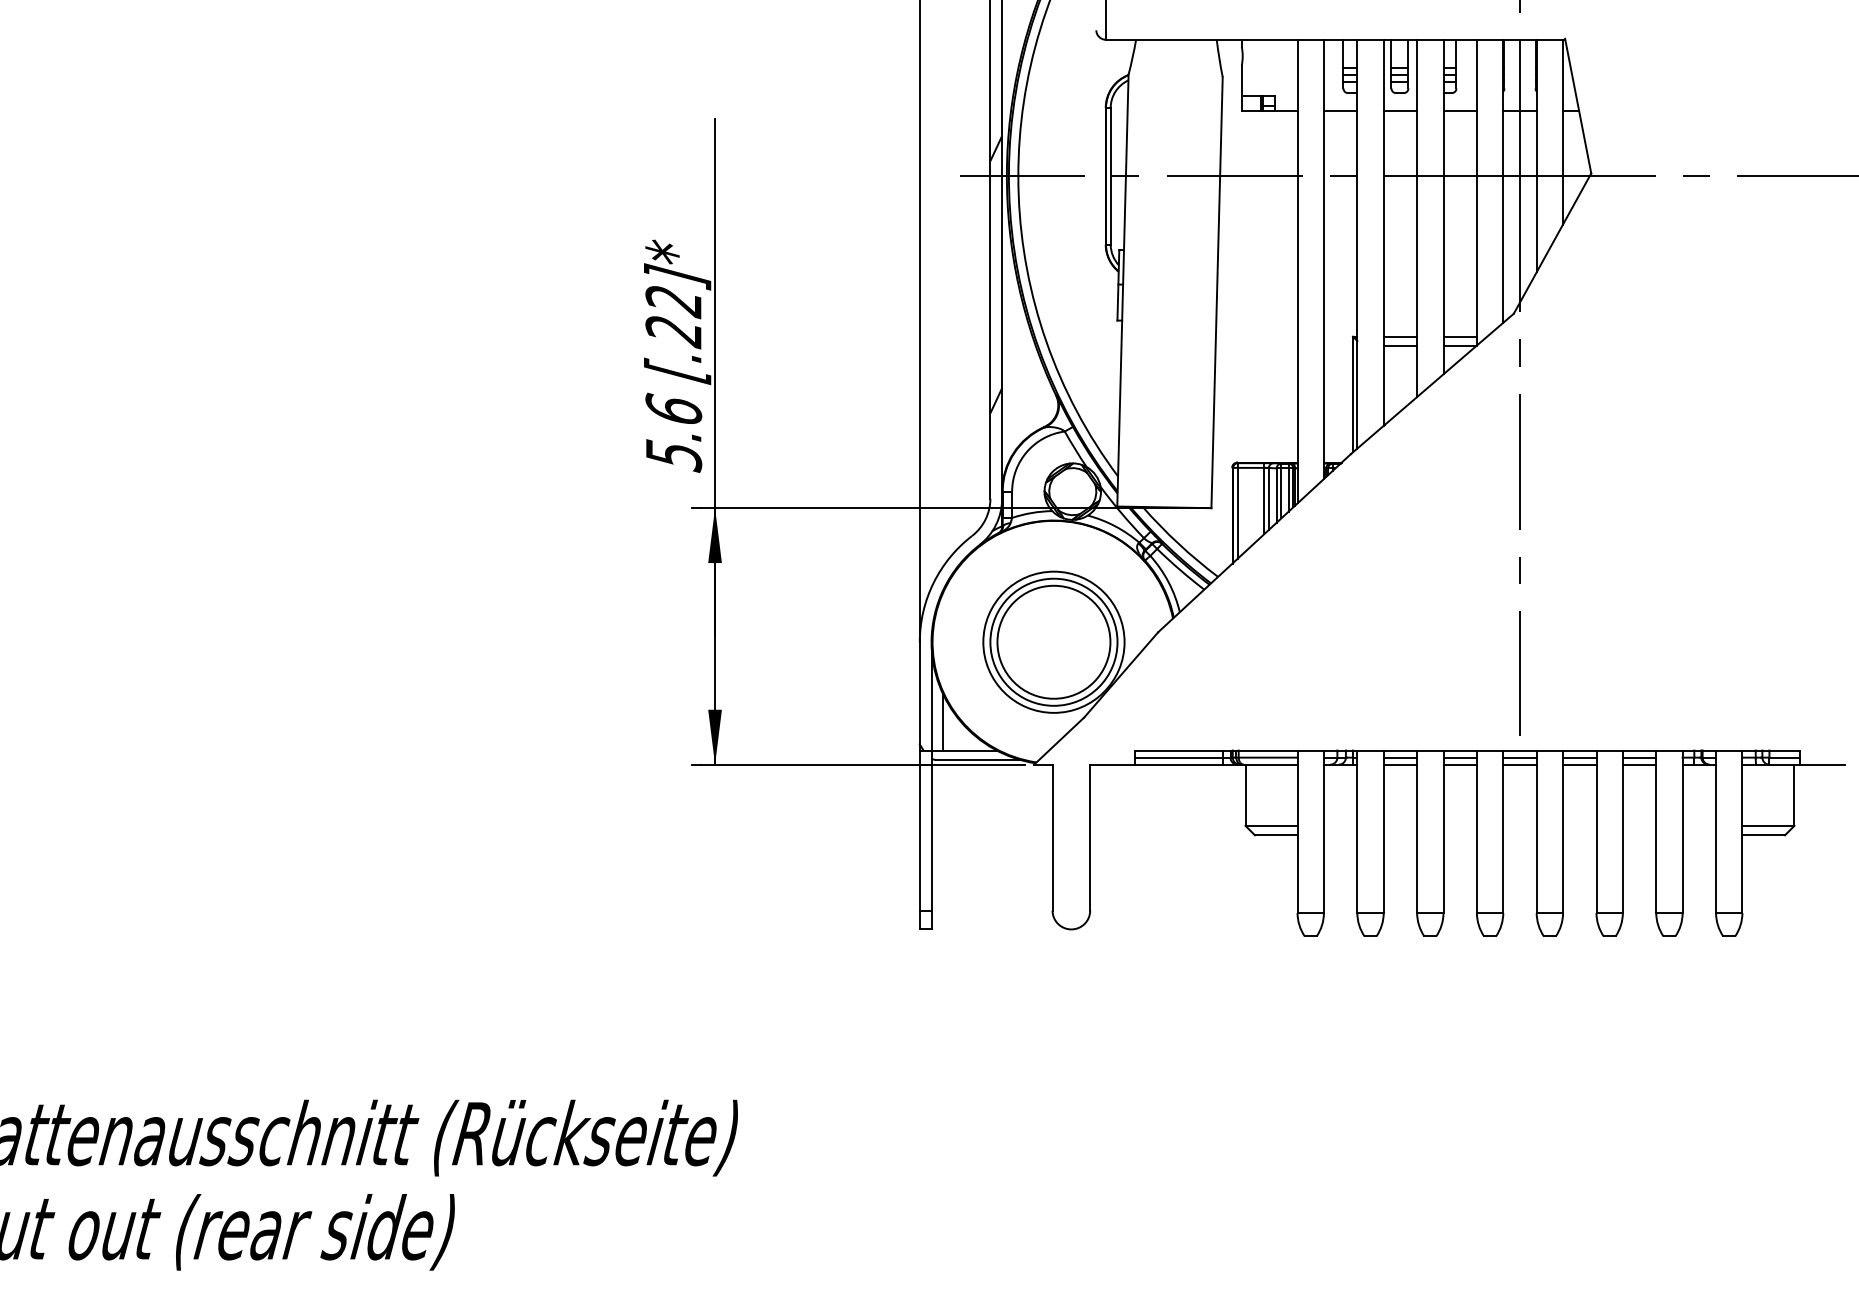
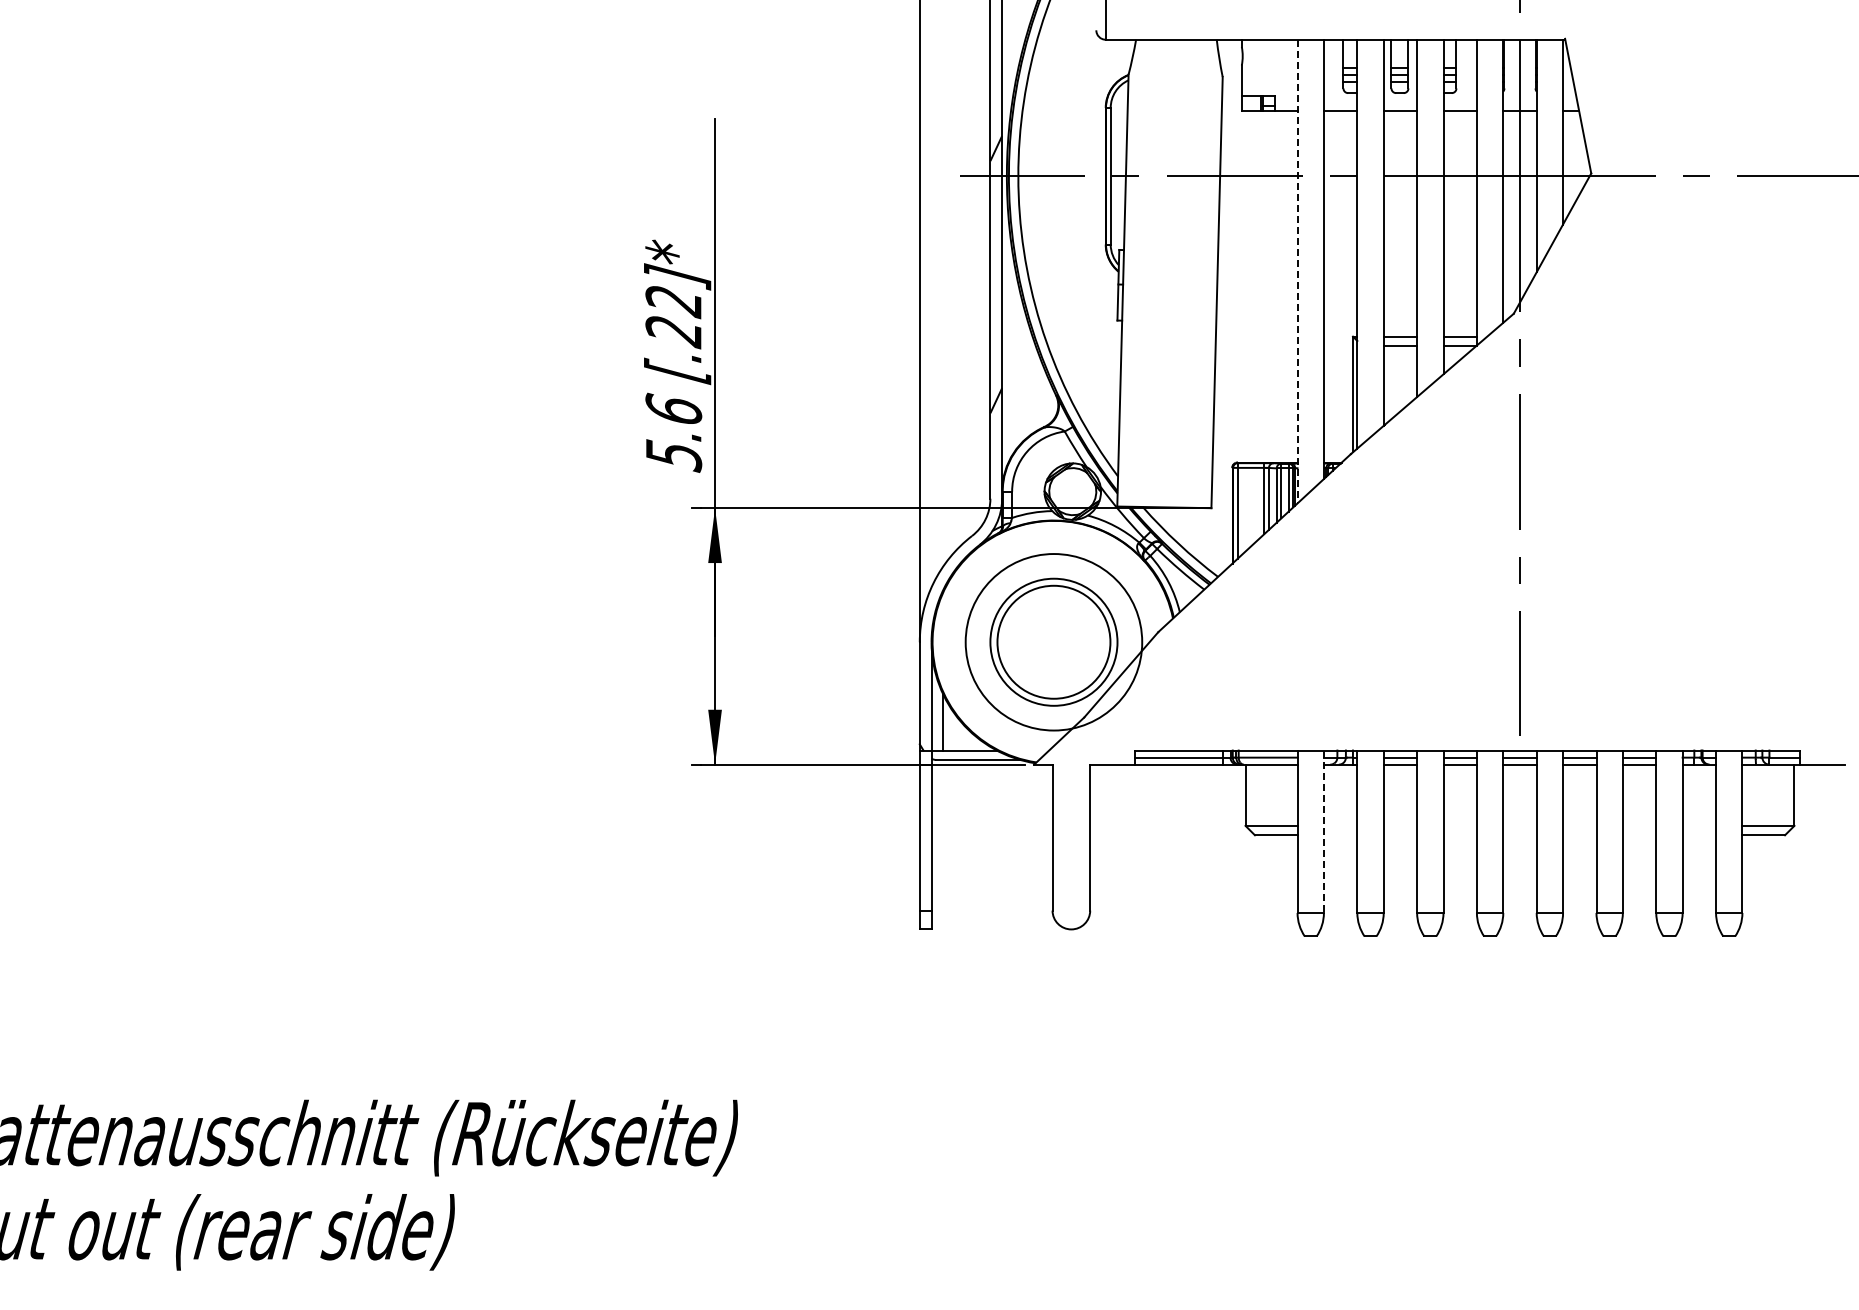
line: solid -> dashed (1297, 271)
circle diameter: 141 px -> 177 px (1053, 642)
line: solid -> dashed (1323, 832)
